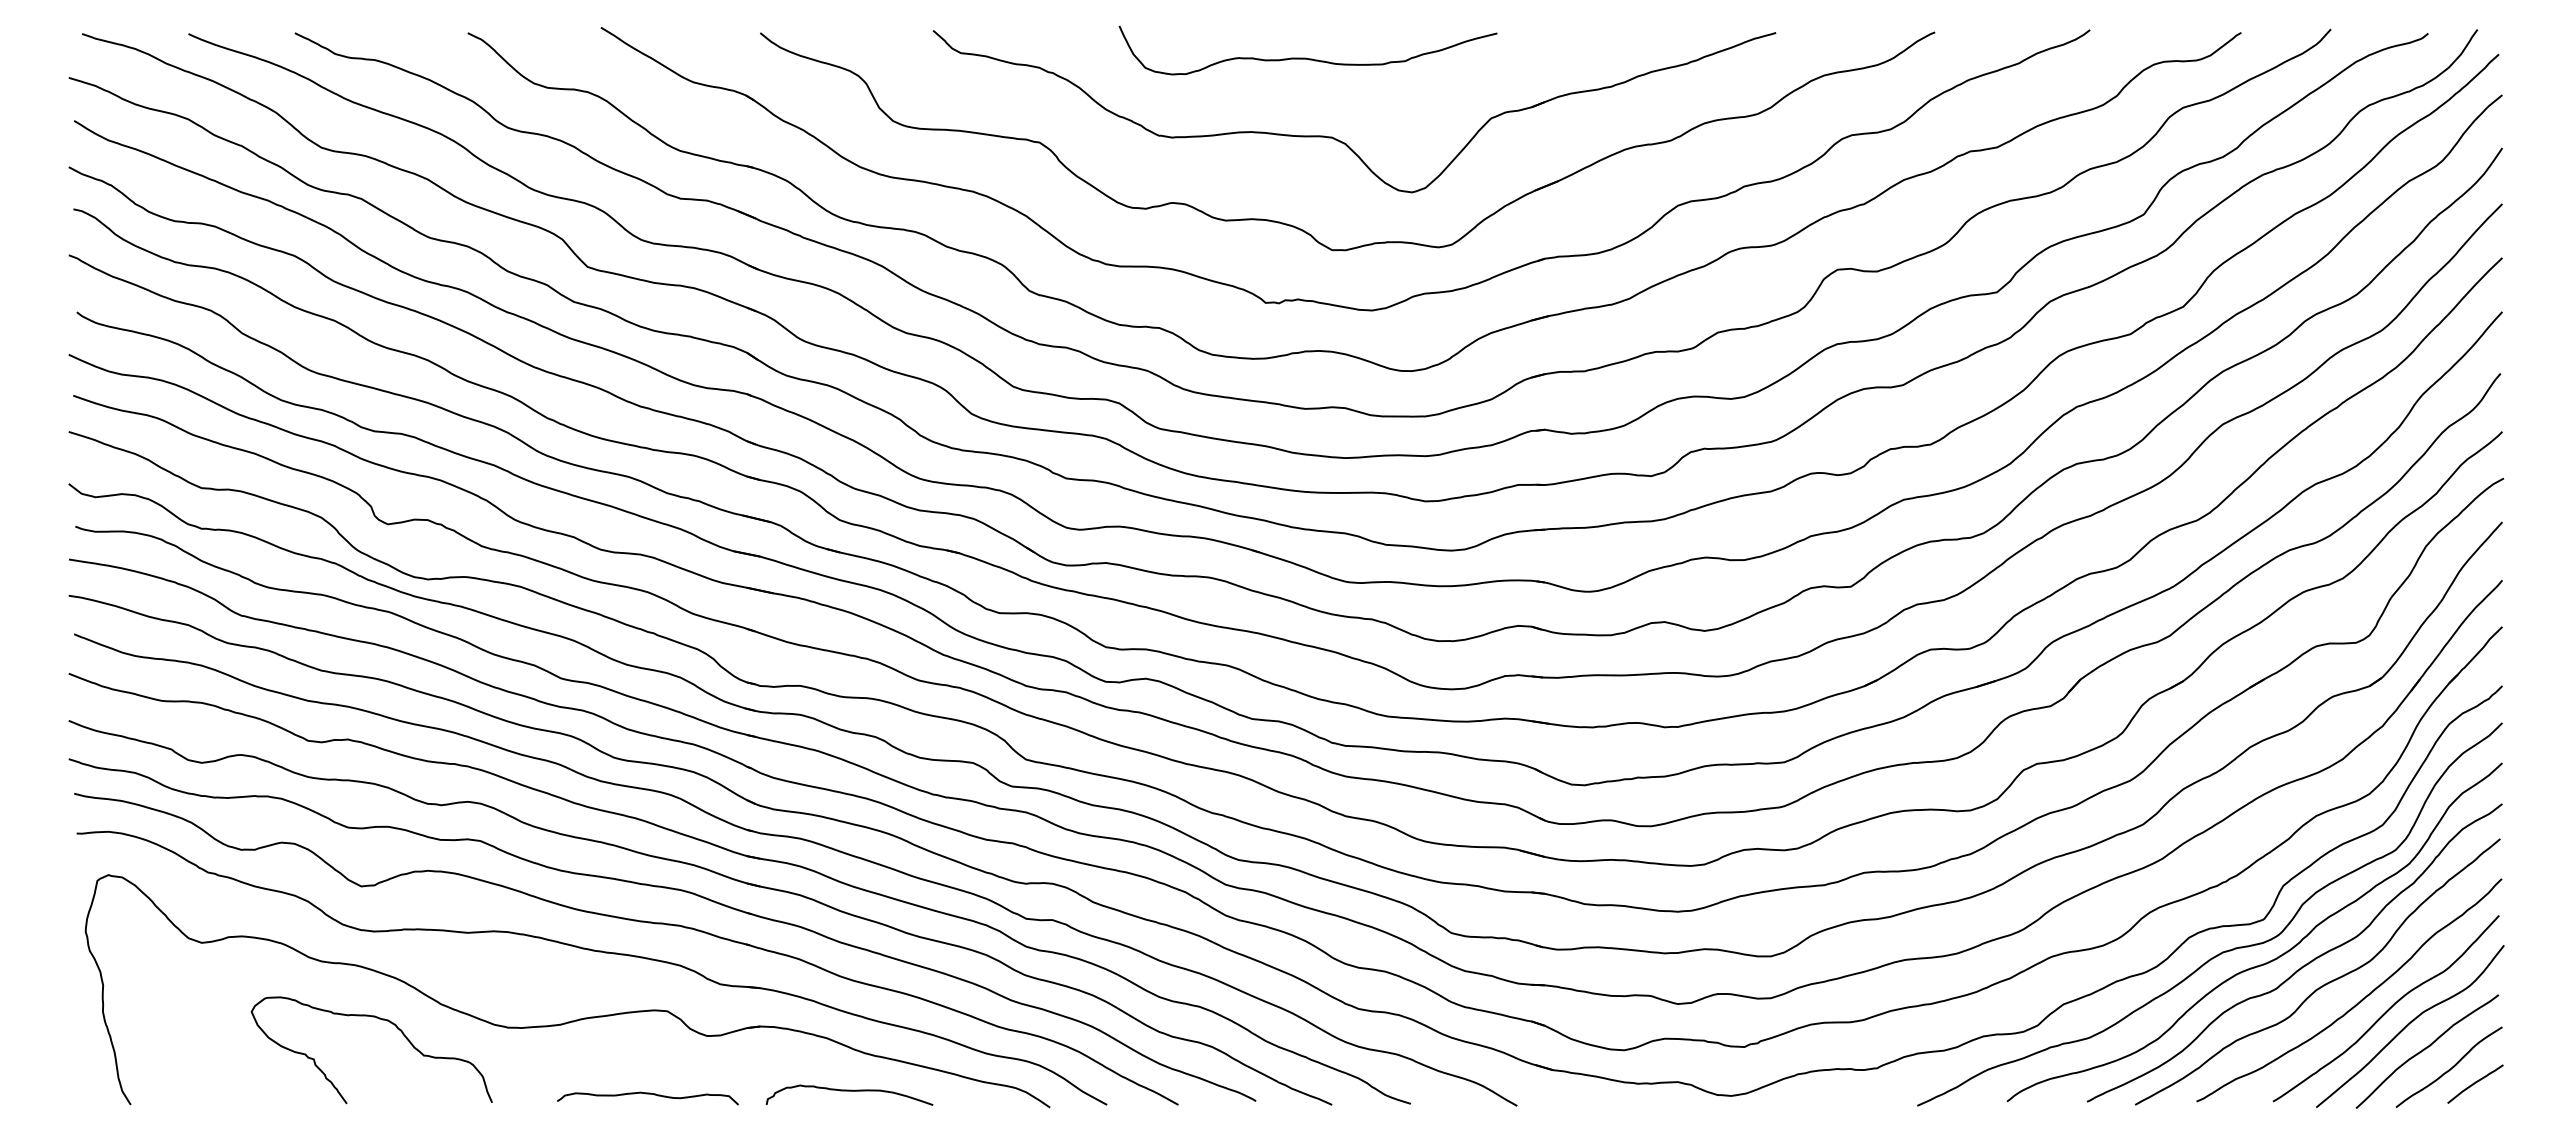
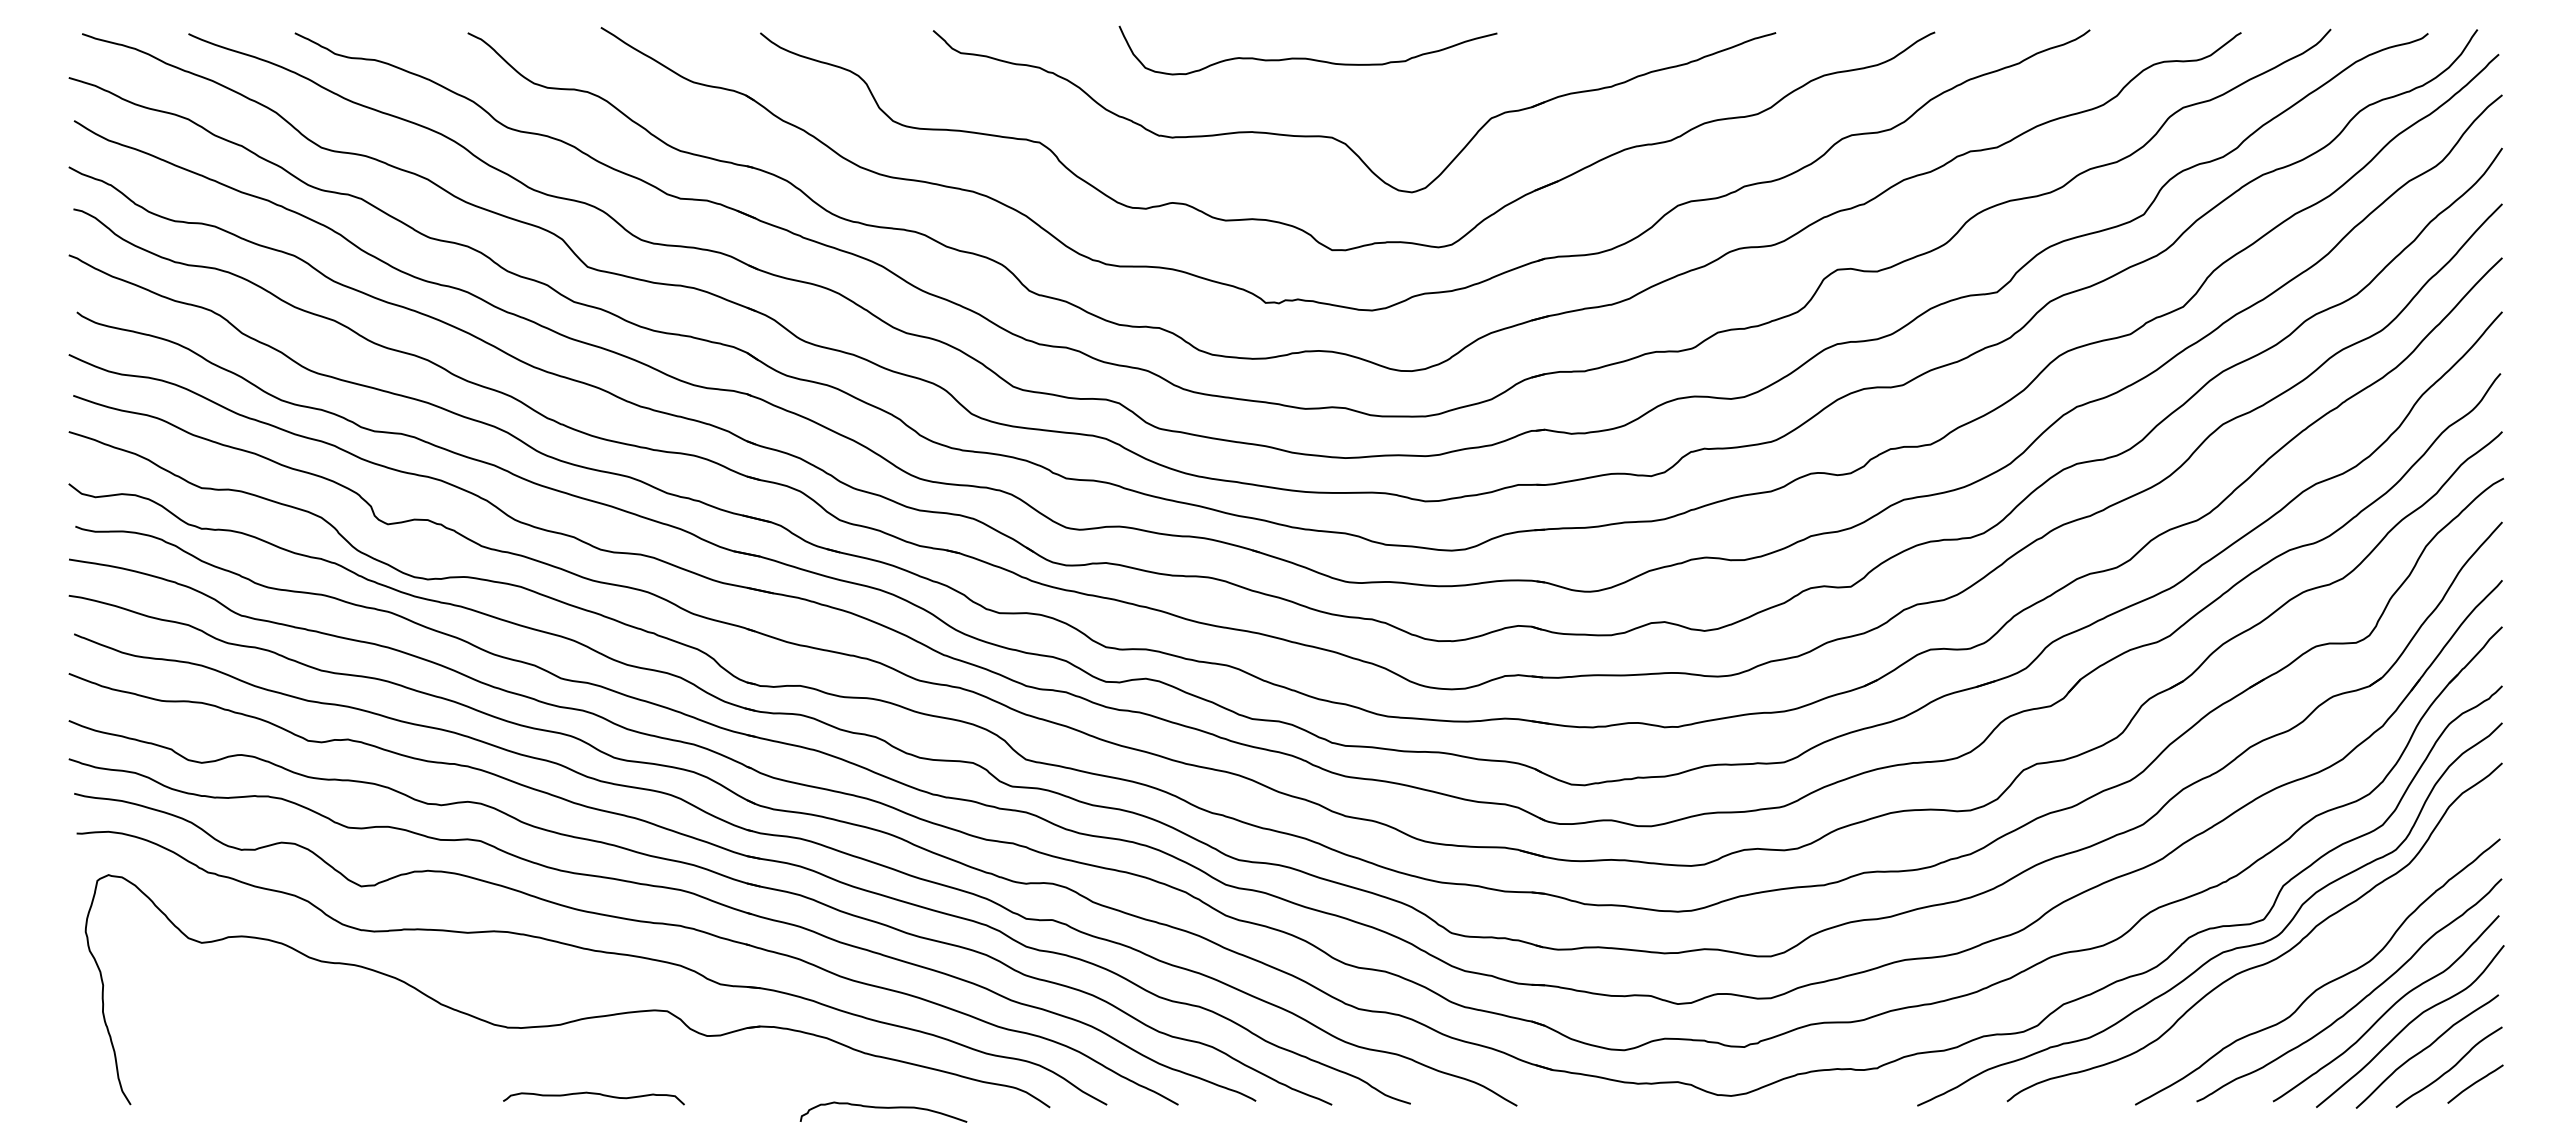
curve: present -> none (2304, 964)
curve: present -> none (382, 1020)
curve position: (849, 1091) -> (883, 1108) (883, 1108)
curve position: (647, 1094) -> (593, 1094) (593, 1094)
